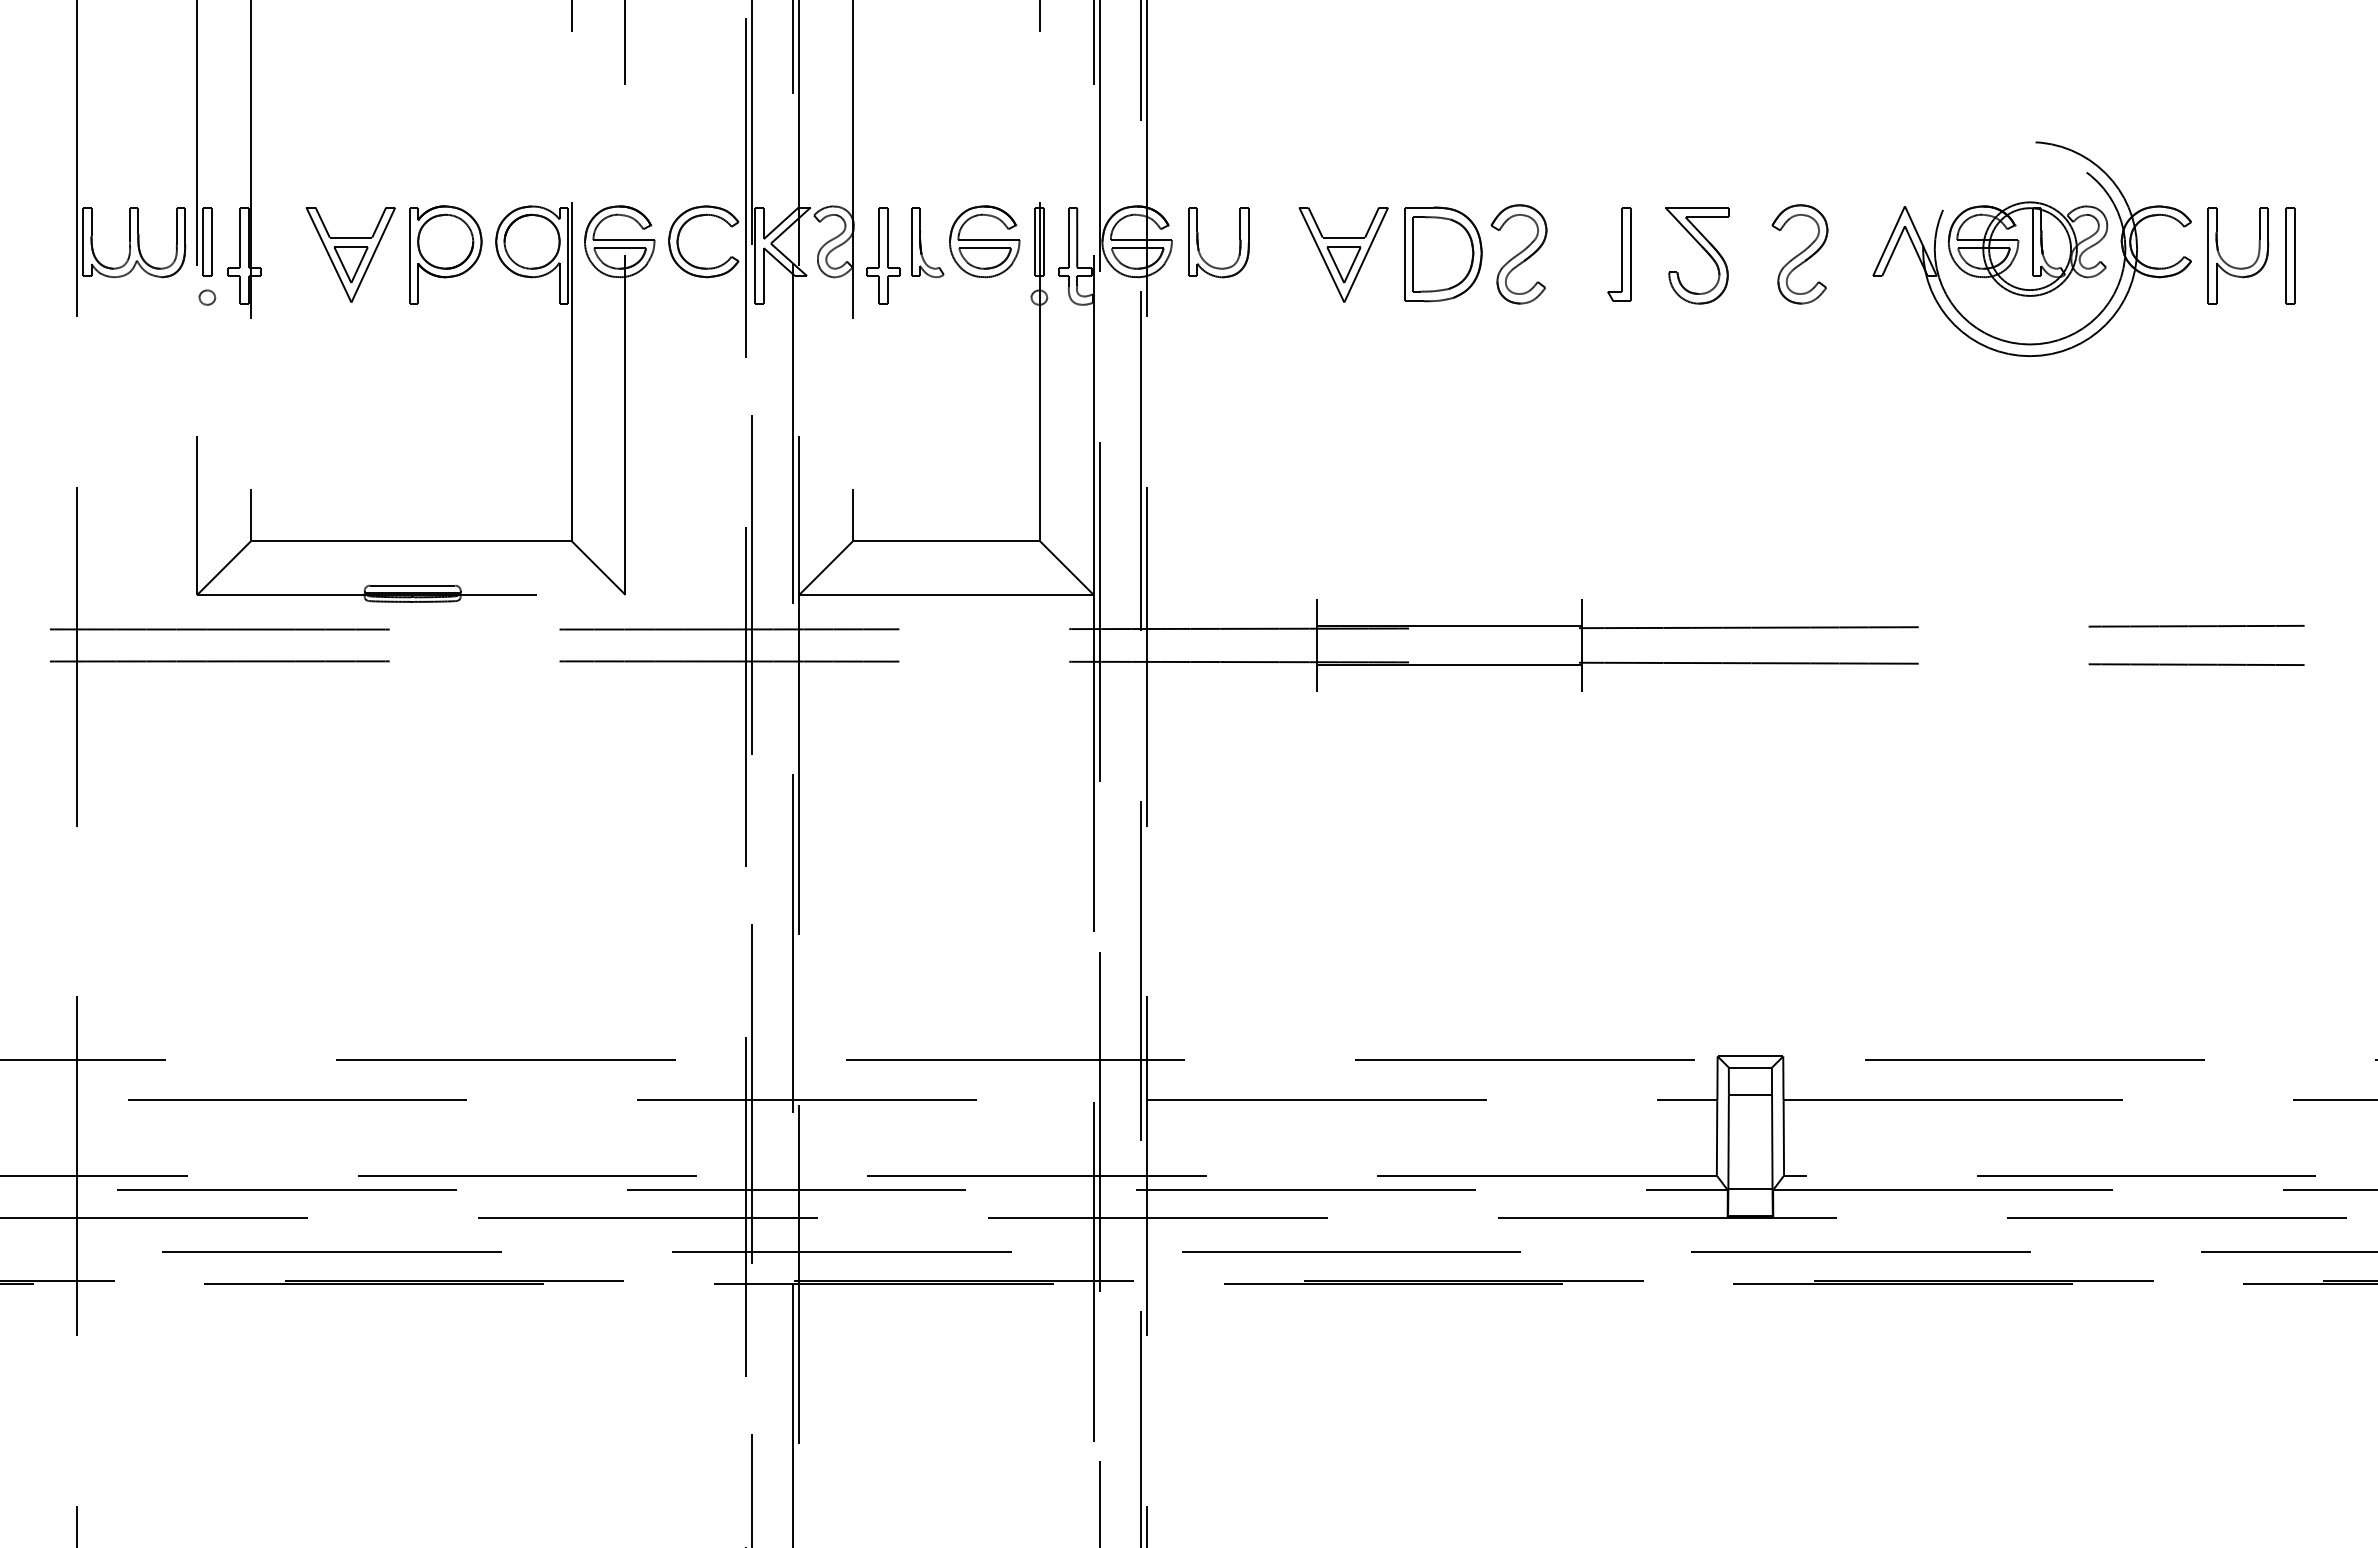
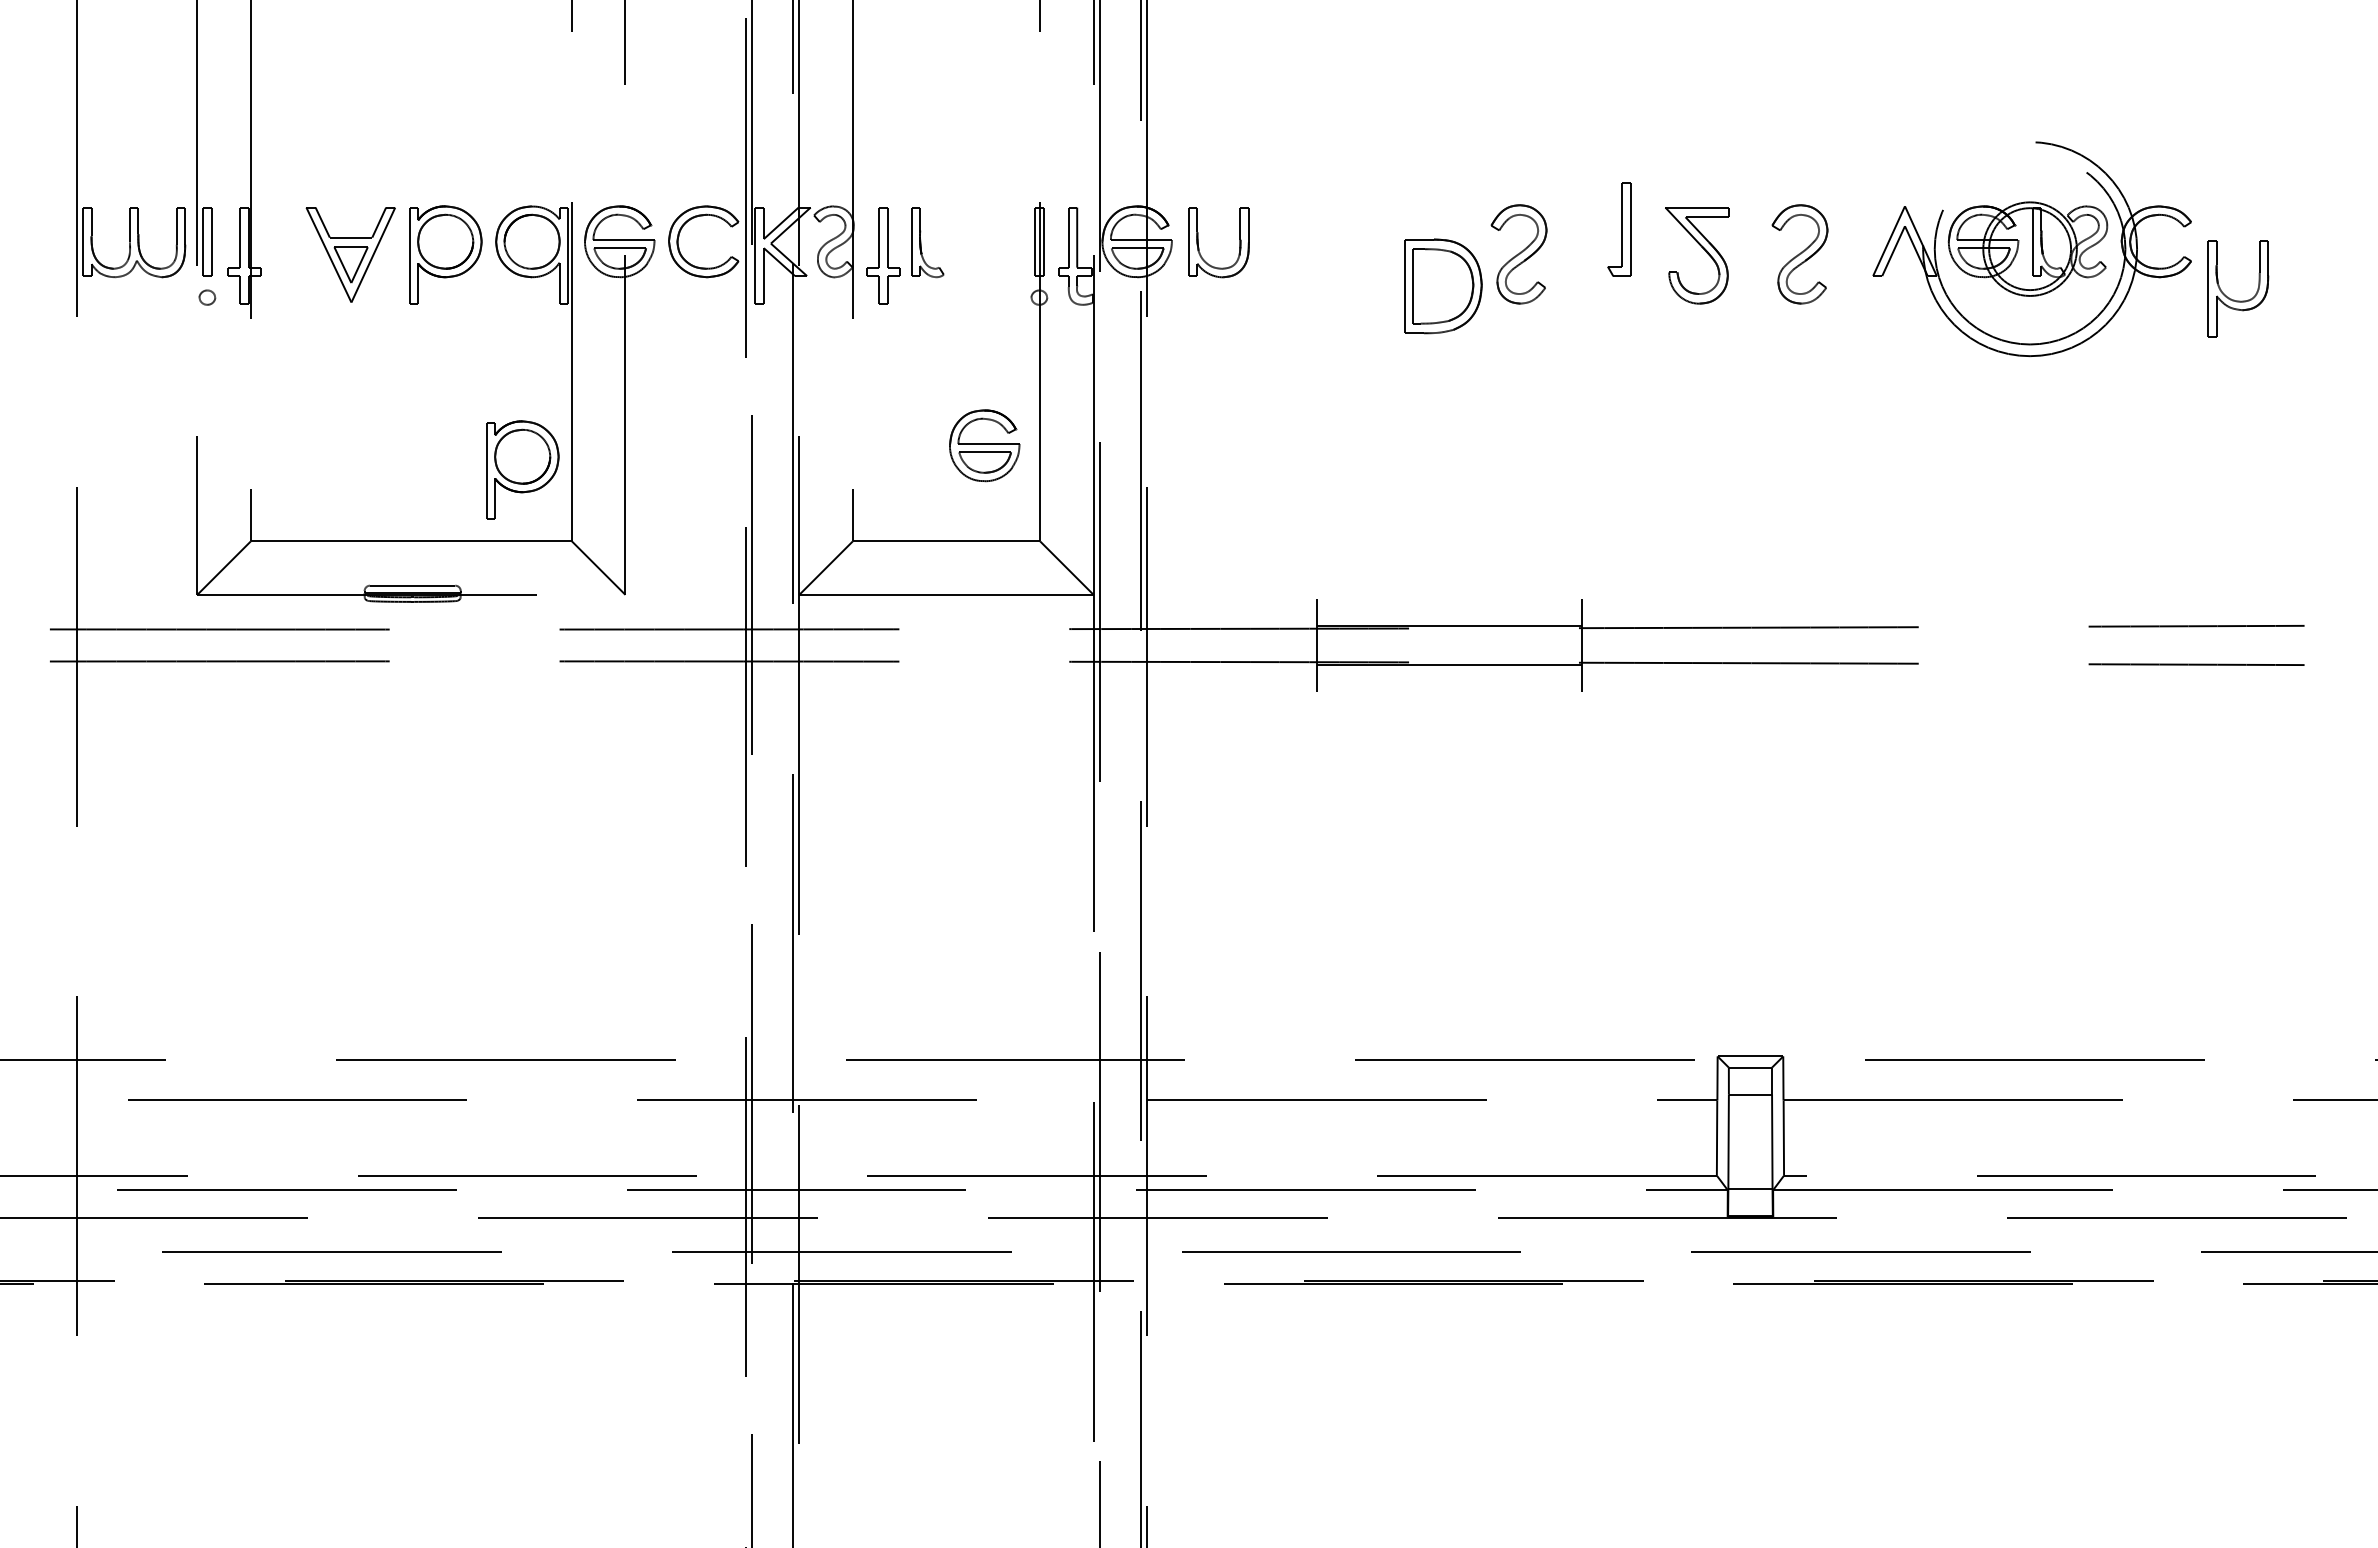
part position: (984, 241) -> (984, 445) (984, 445)
part: present -> none (1343, 254)
part position: (1443, 254) -> (1443, 286) (1443, 286)
part position: (1619, 254) -> (1619, 229) (1619, 229)
part: present -> none (2290, 255)
part position: (2234, 266) -> (2234, 299) (2234, 299)
part: none -> present (522, 469)
